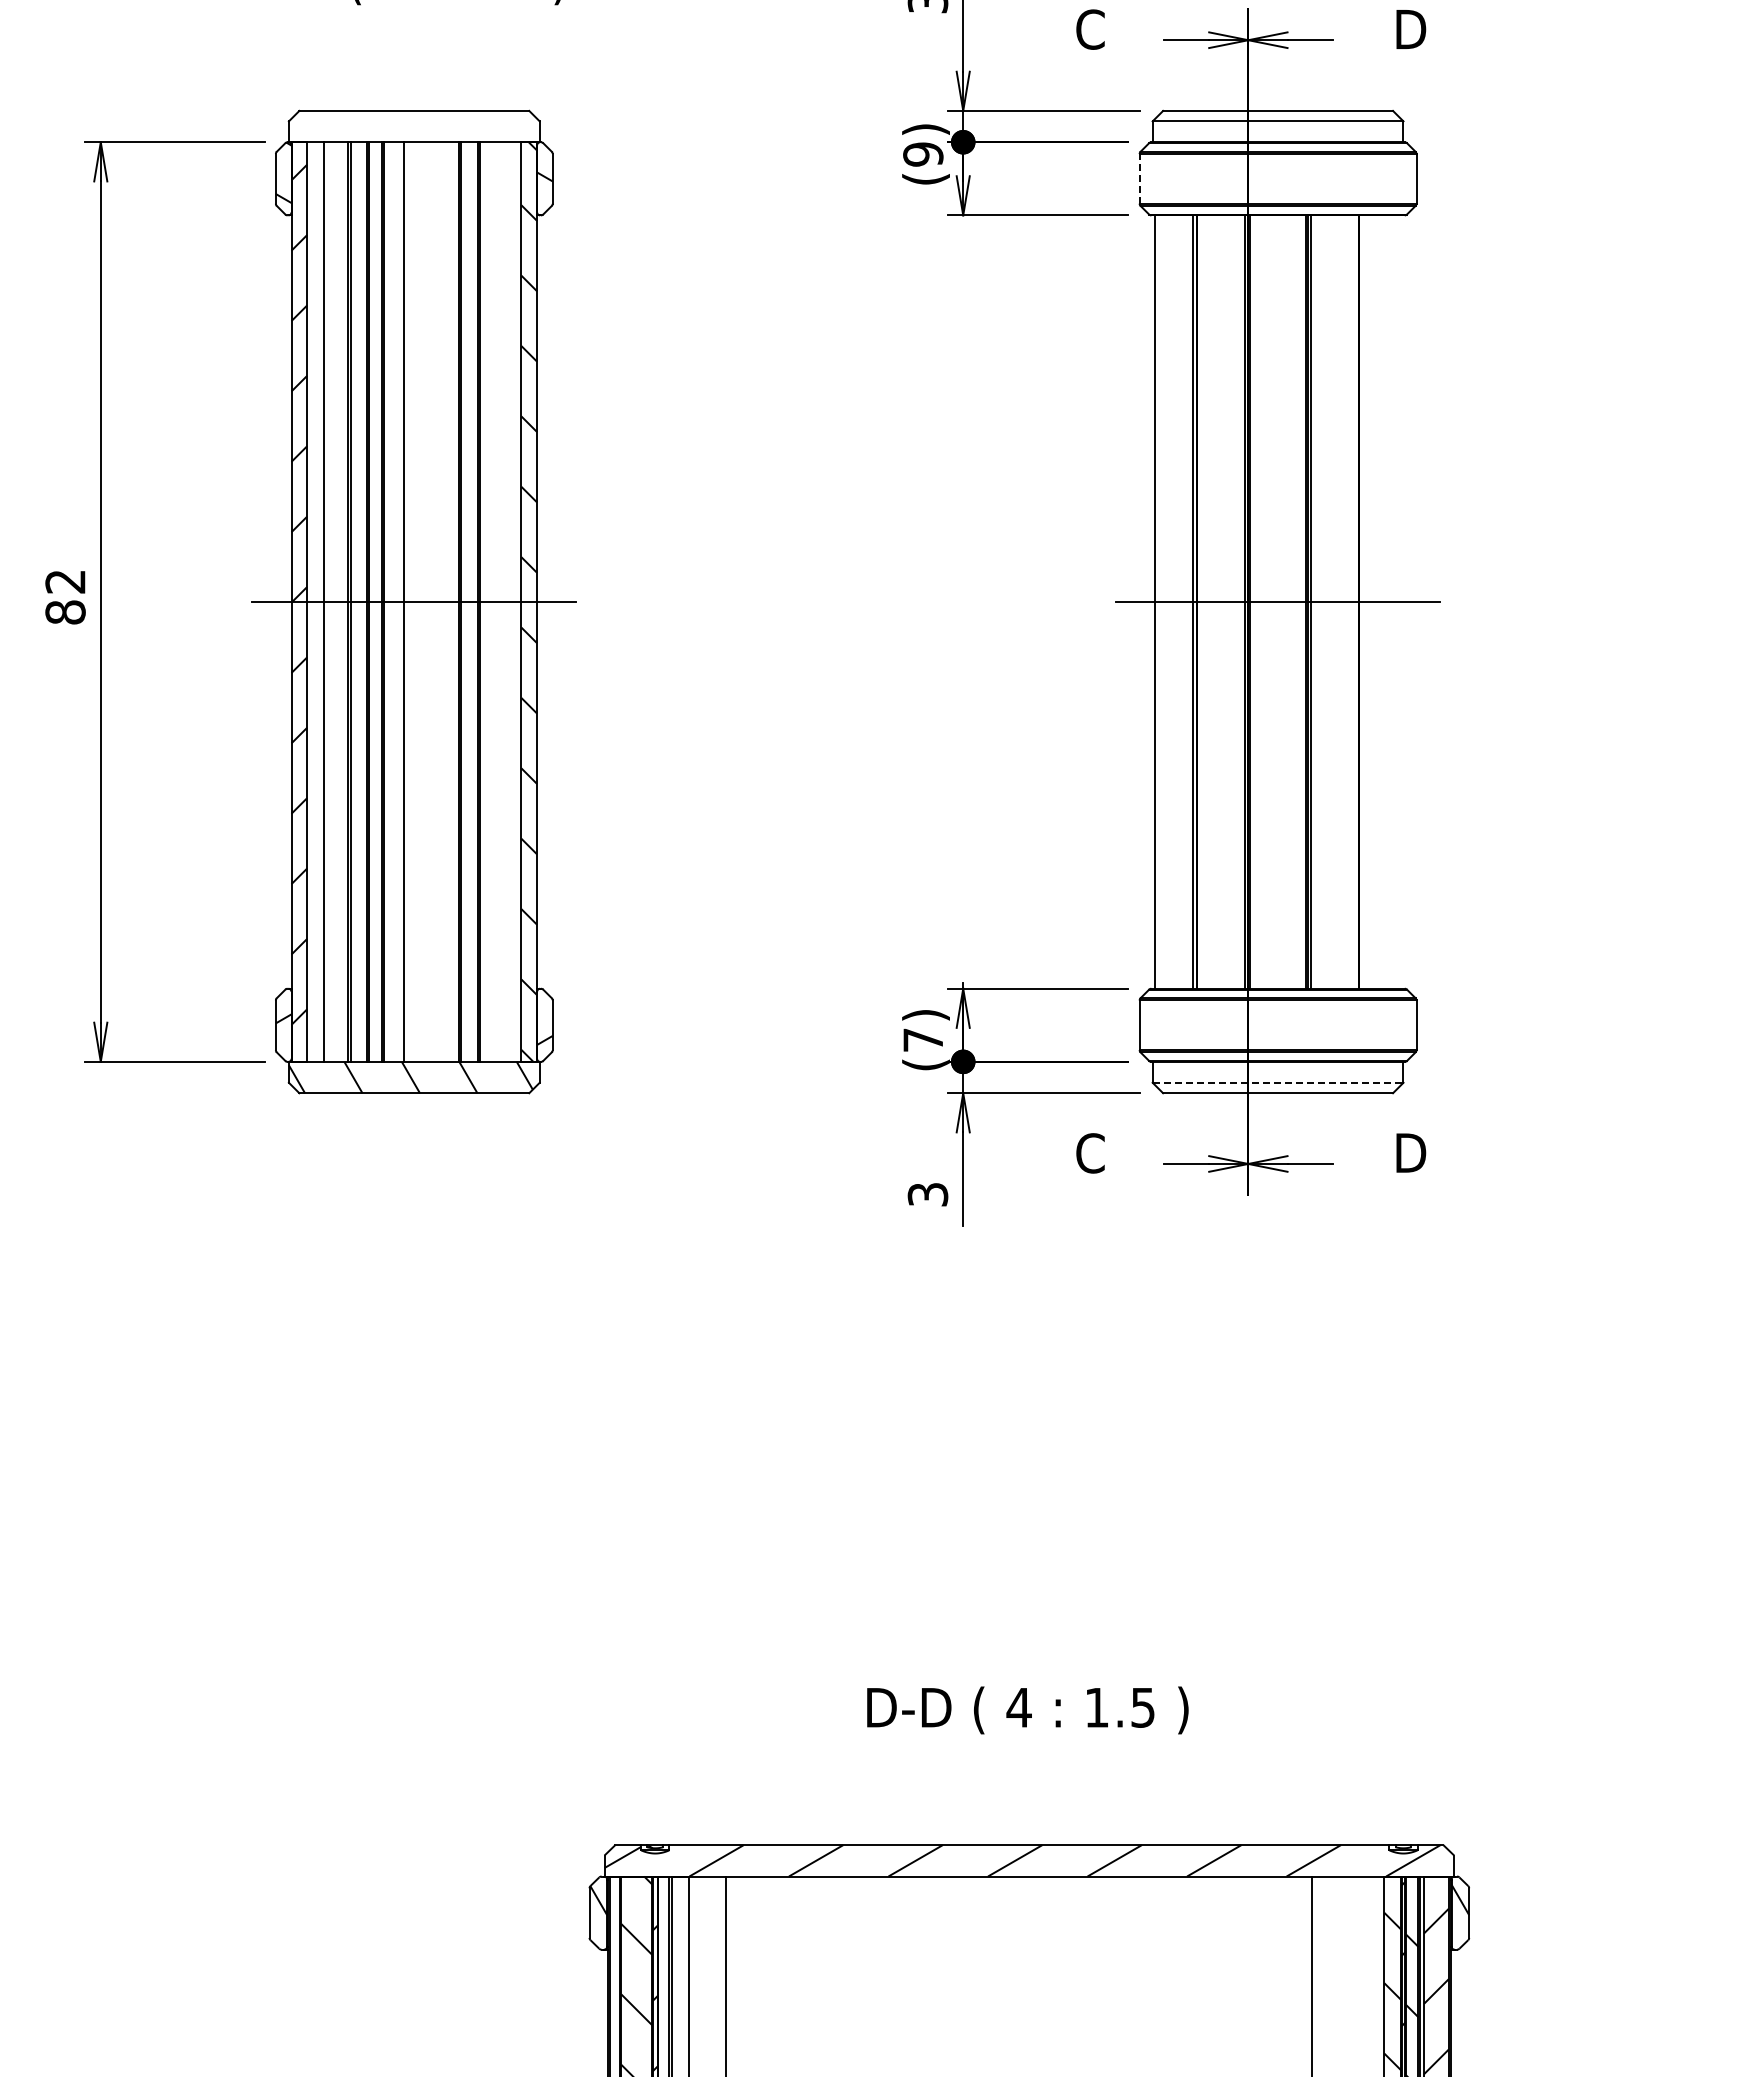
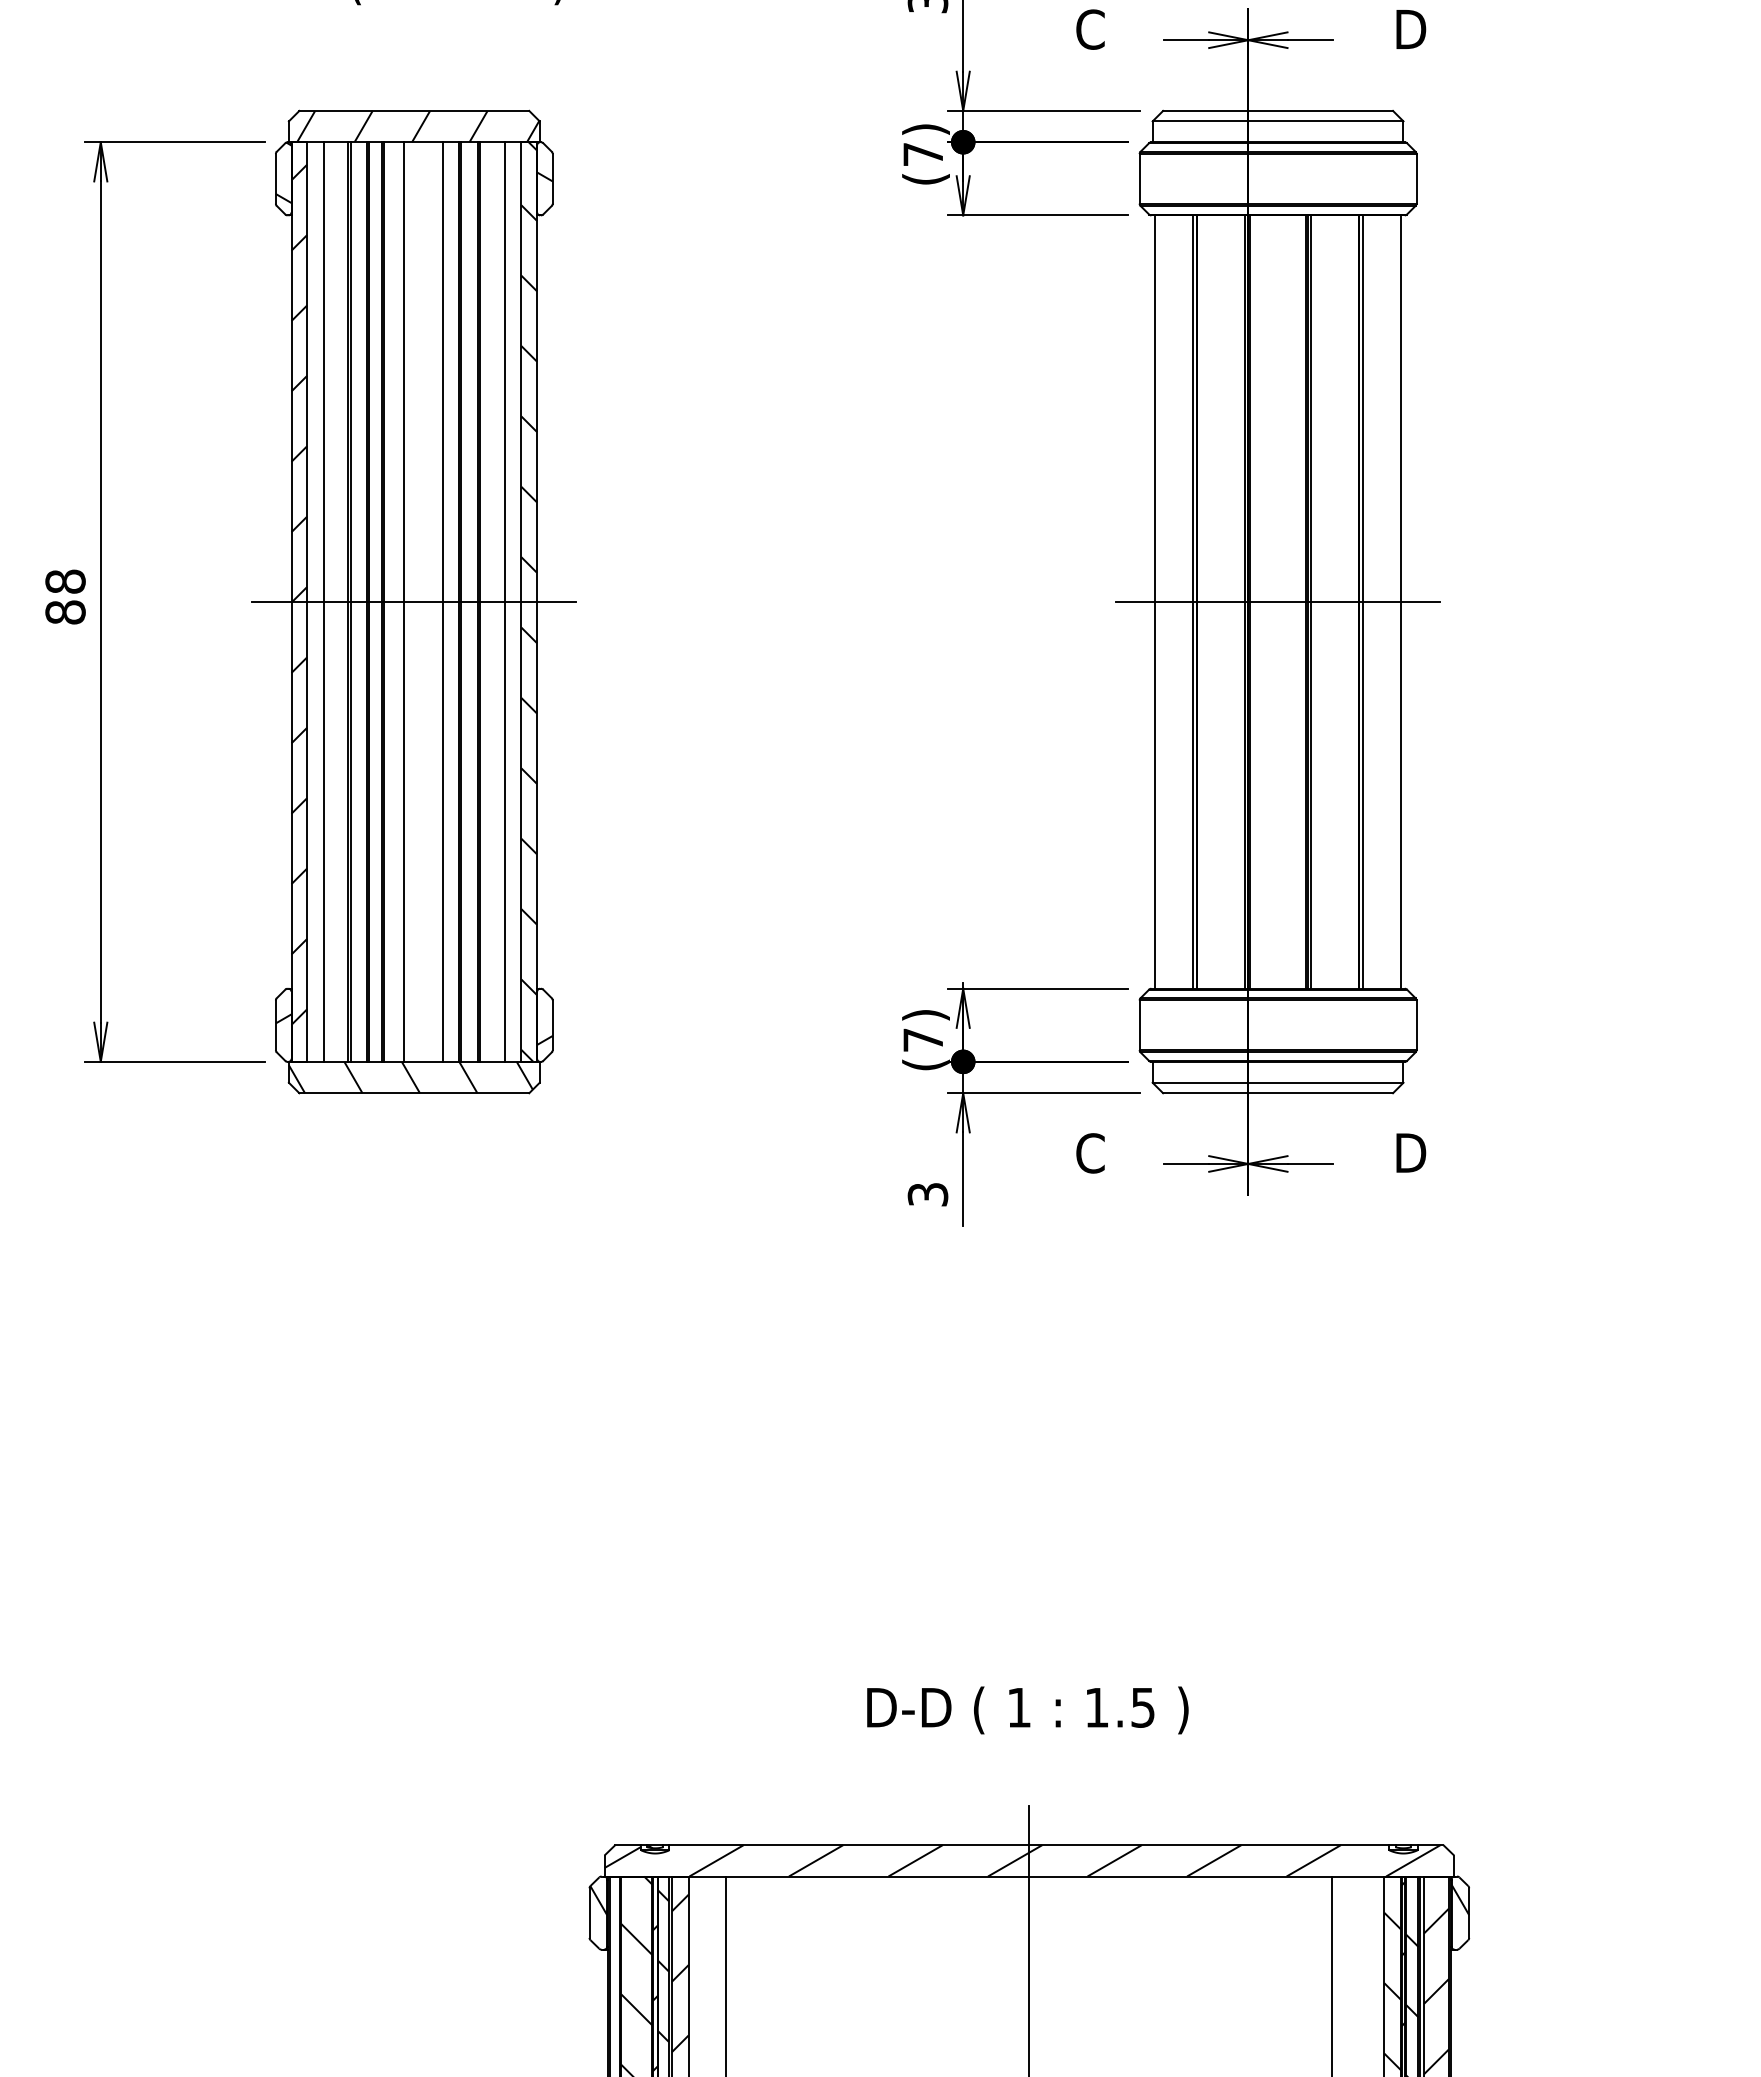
hatch: none -> present (418, 126)
text: (9) -> (7) (923, 154)
line: dashed -> solid (1139, 178)
text: 82 -> 88 (65, 581)
line: none -> present (443, 601)
line: none -> present (504, 601)
line: none -> present (1362, 601)
line: none -> present (1400, 601)
line: dashed -> solid (1278, 1082)
text: 4 -> 1 (1018, 1707)
line: none -> present (1029, 1939)
hatch: none -> present (663, 1965)
hatch: none -> present (679, 1973)
line position: (1312, 1974) -> (1332, 1974) (1332, 1974)
